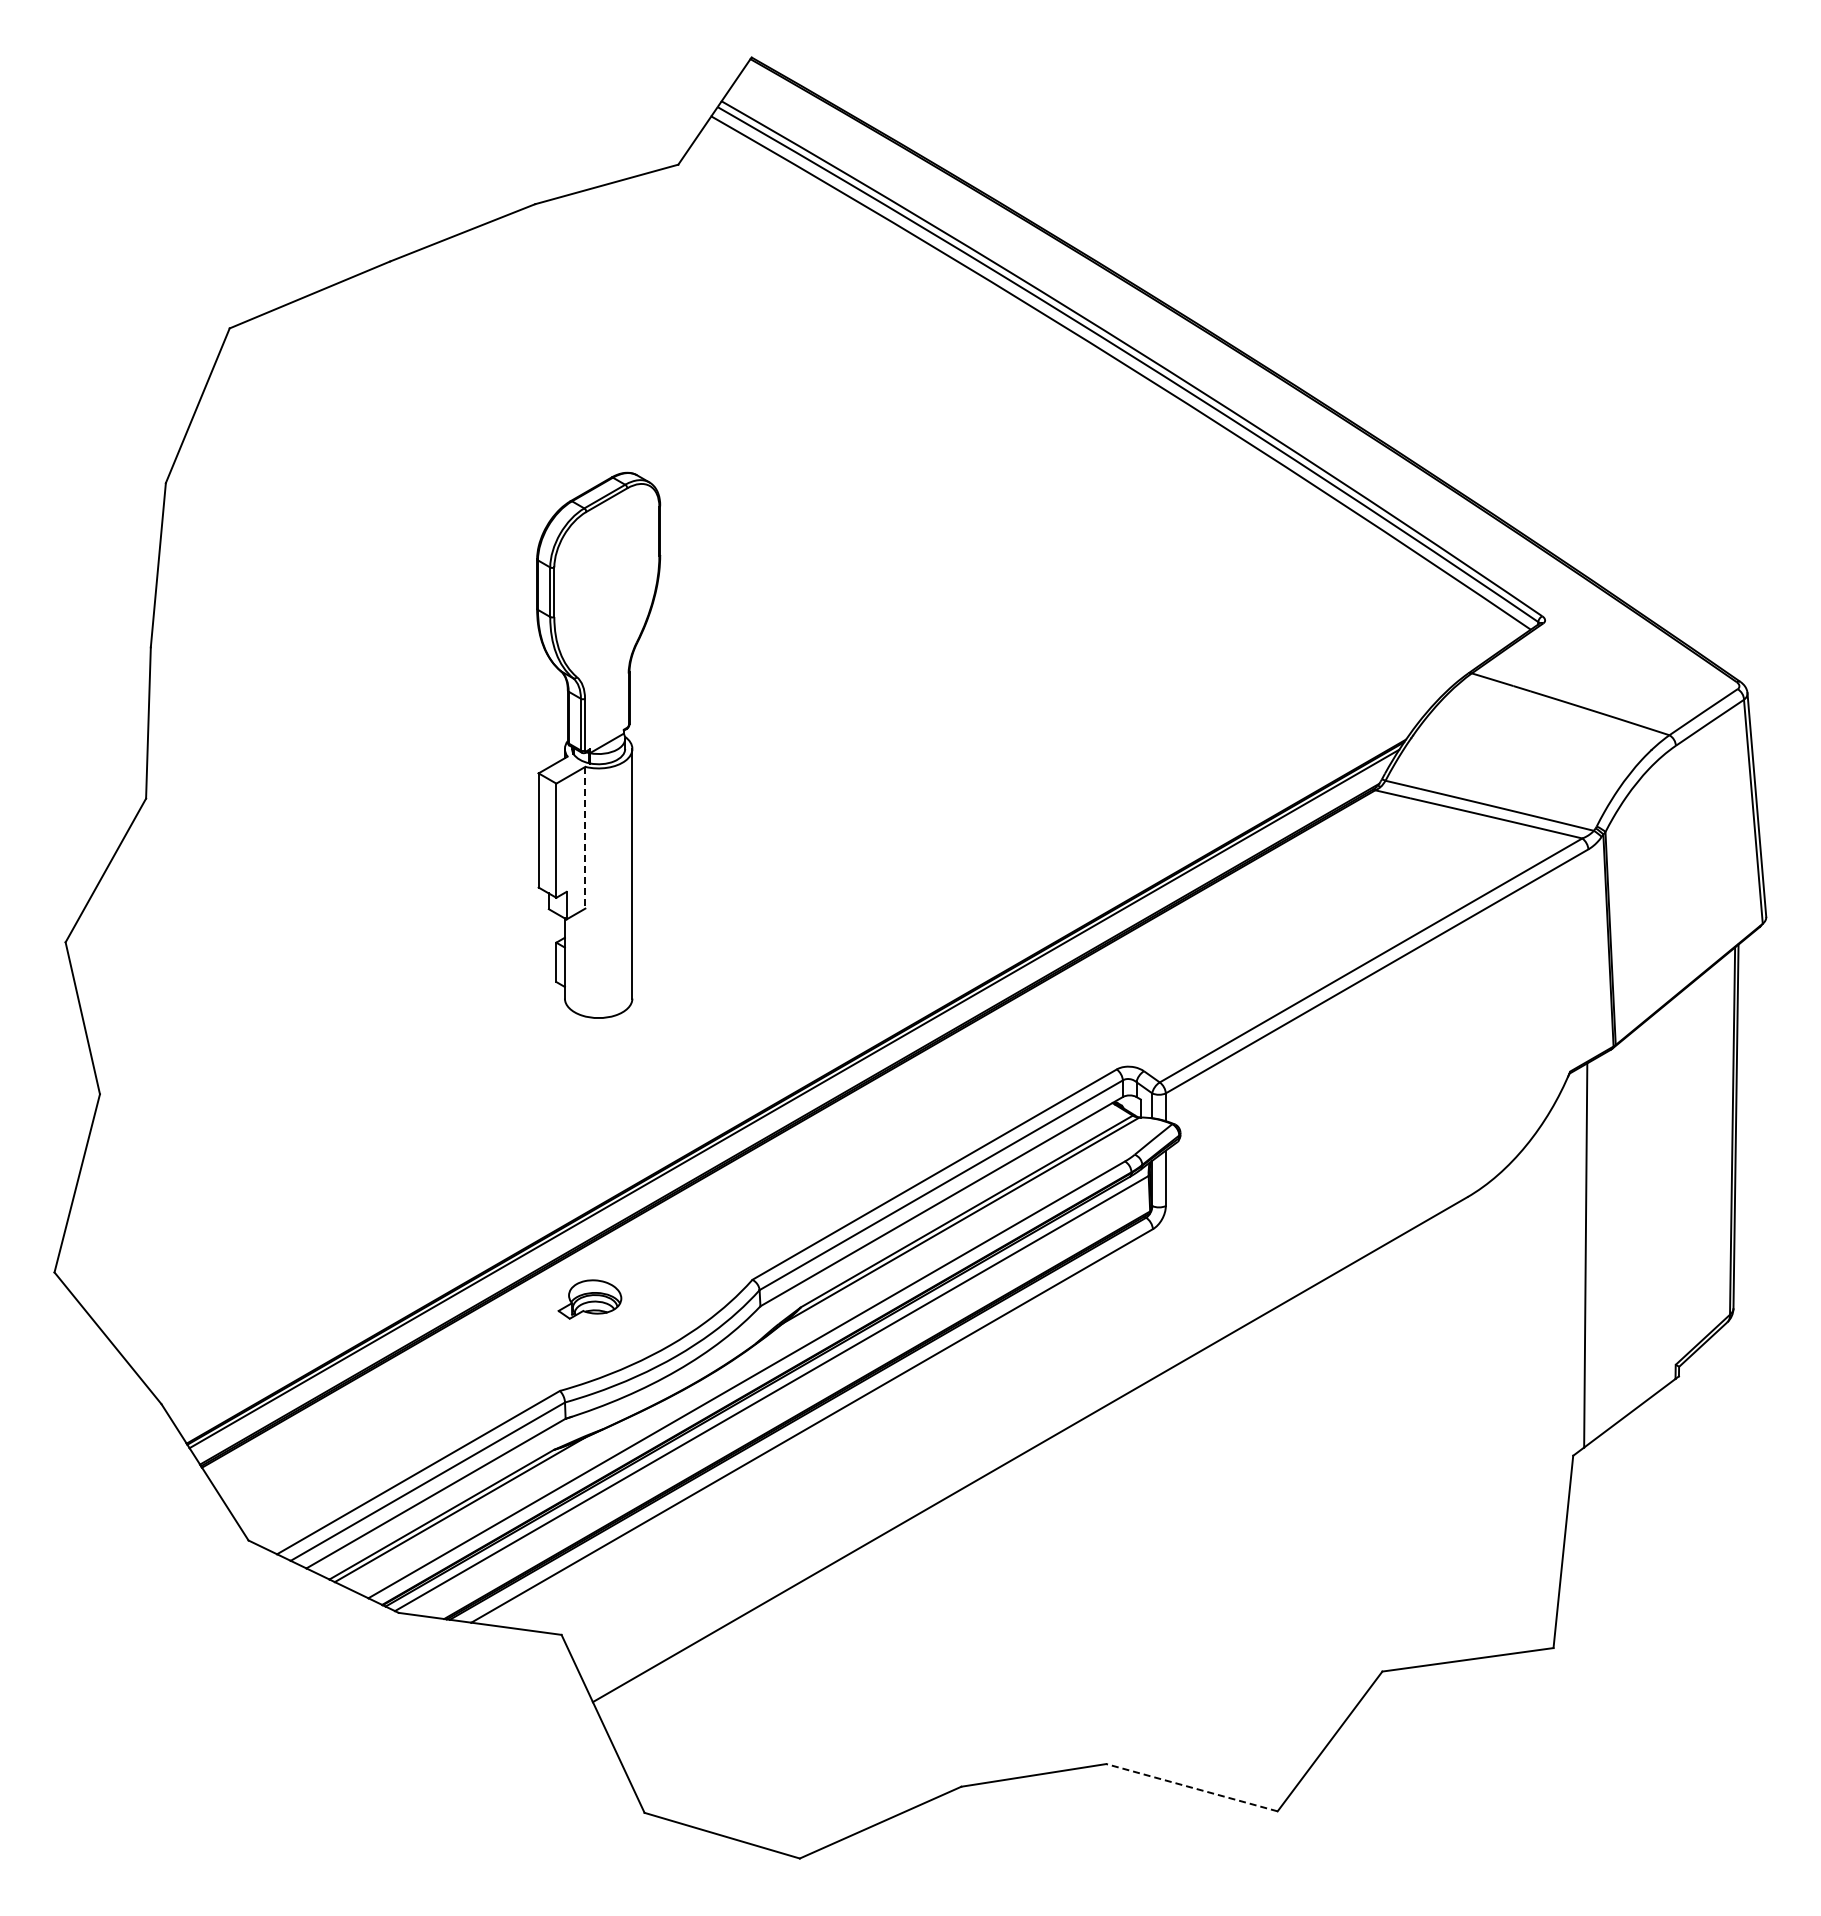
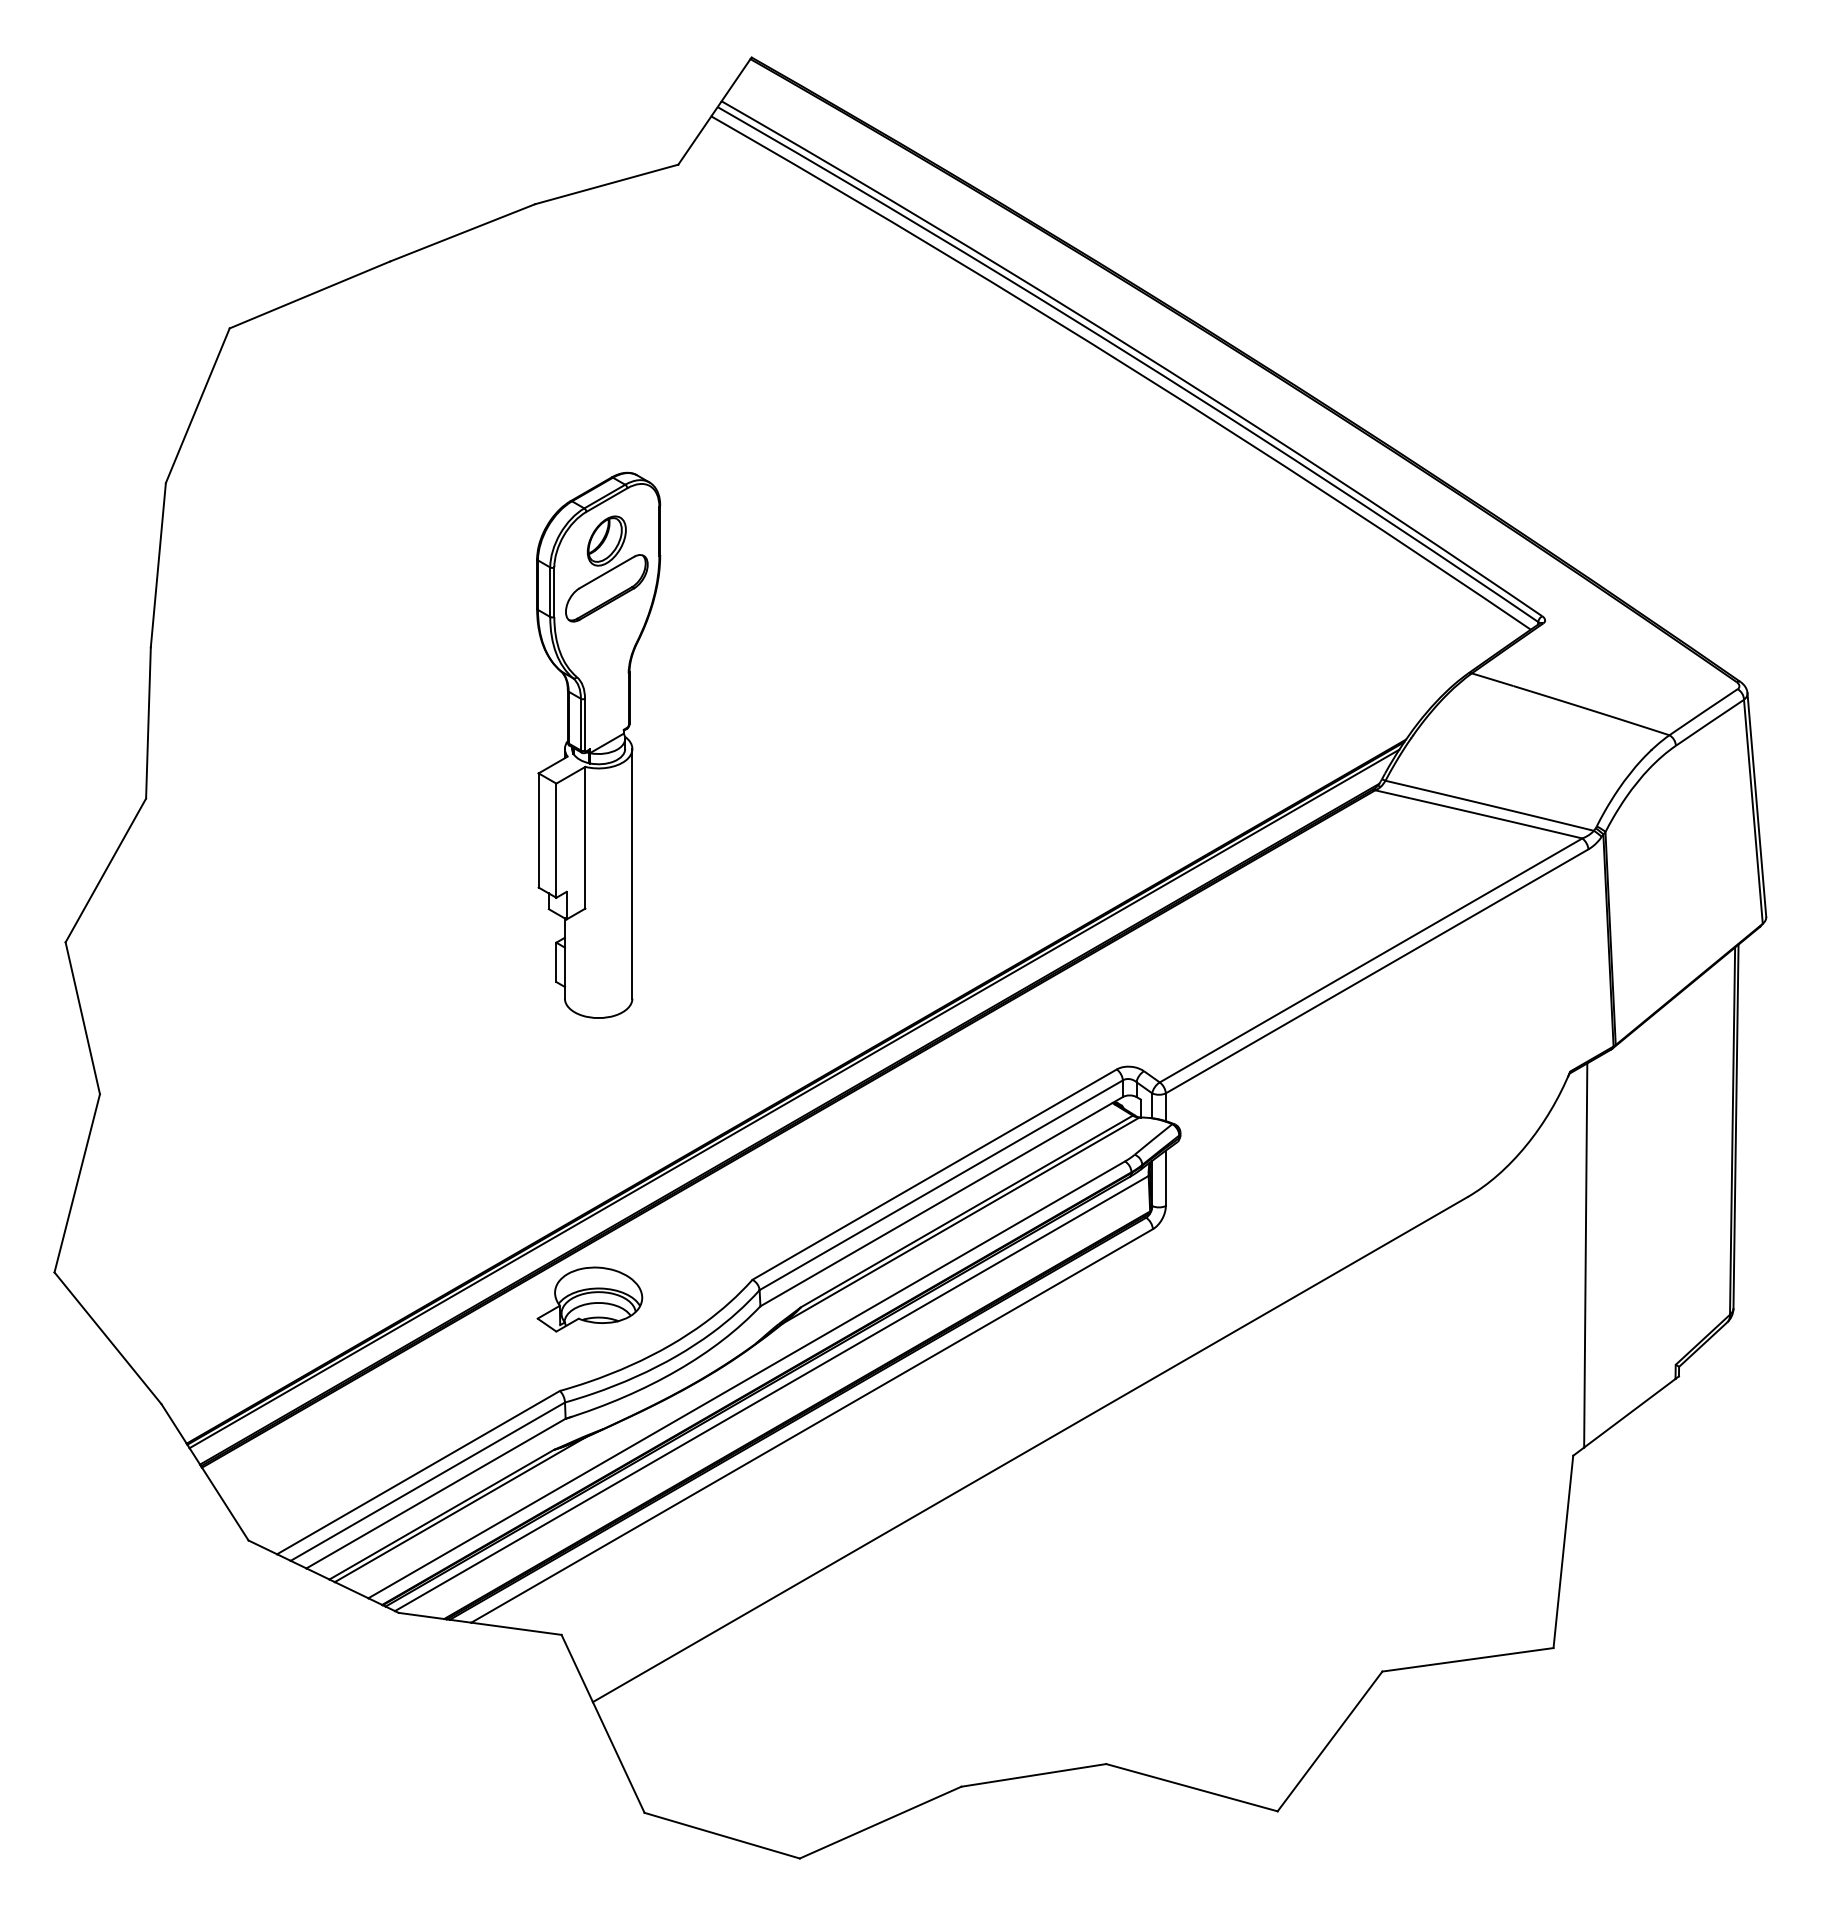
part: none -> present (606, 568)
line: dashed -> solid (585, 837)
part size: 66x41 px -> 108x67 px (589, 1299)
line: dashed -> solid (1191, 1787)
